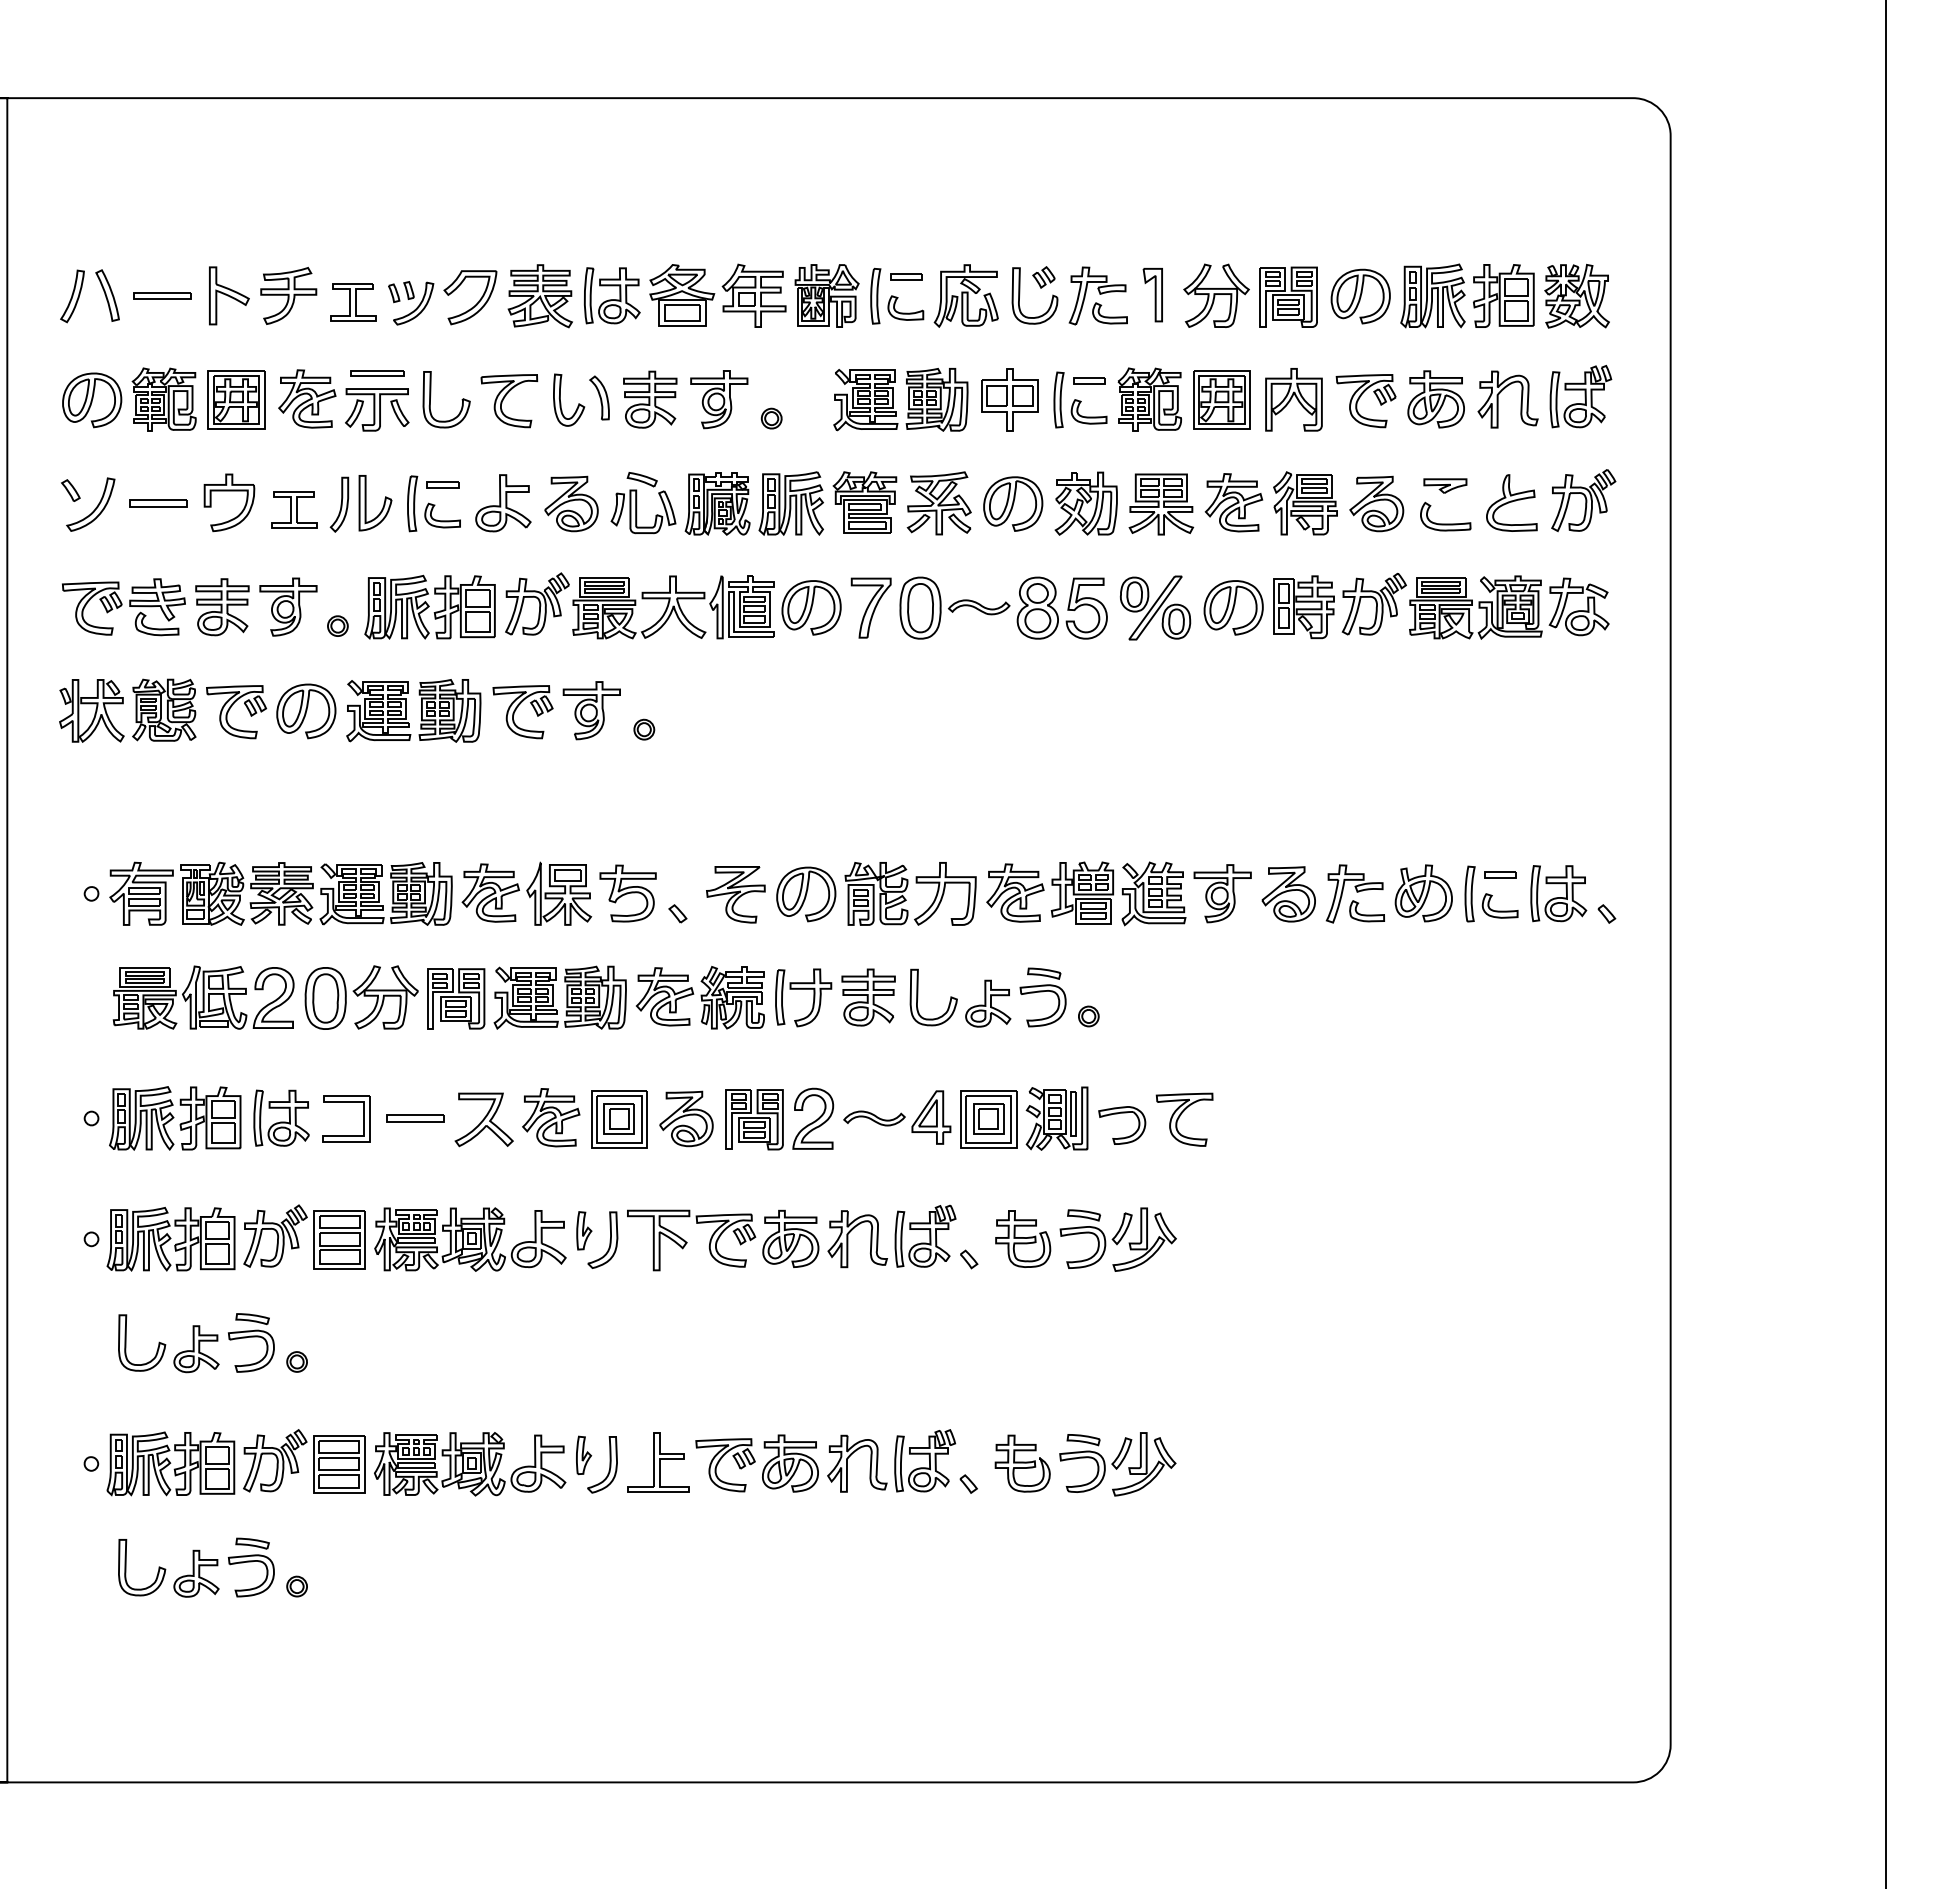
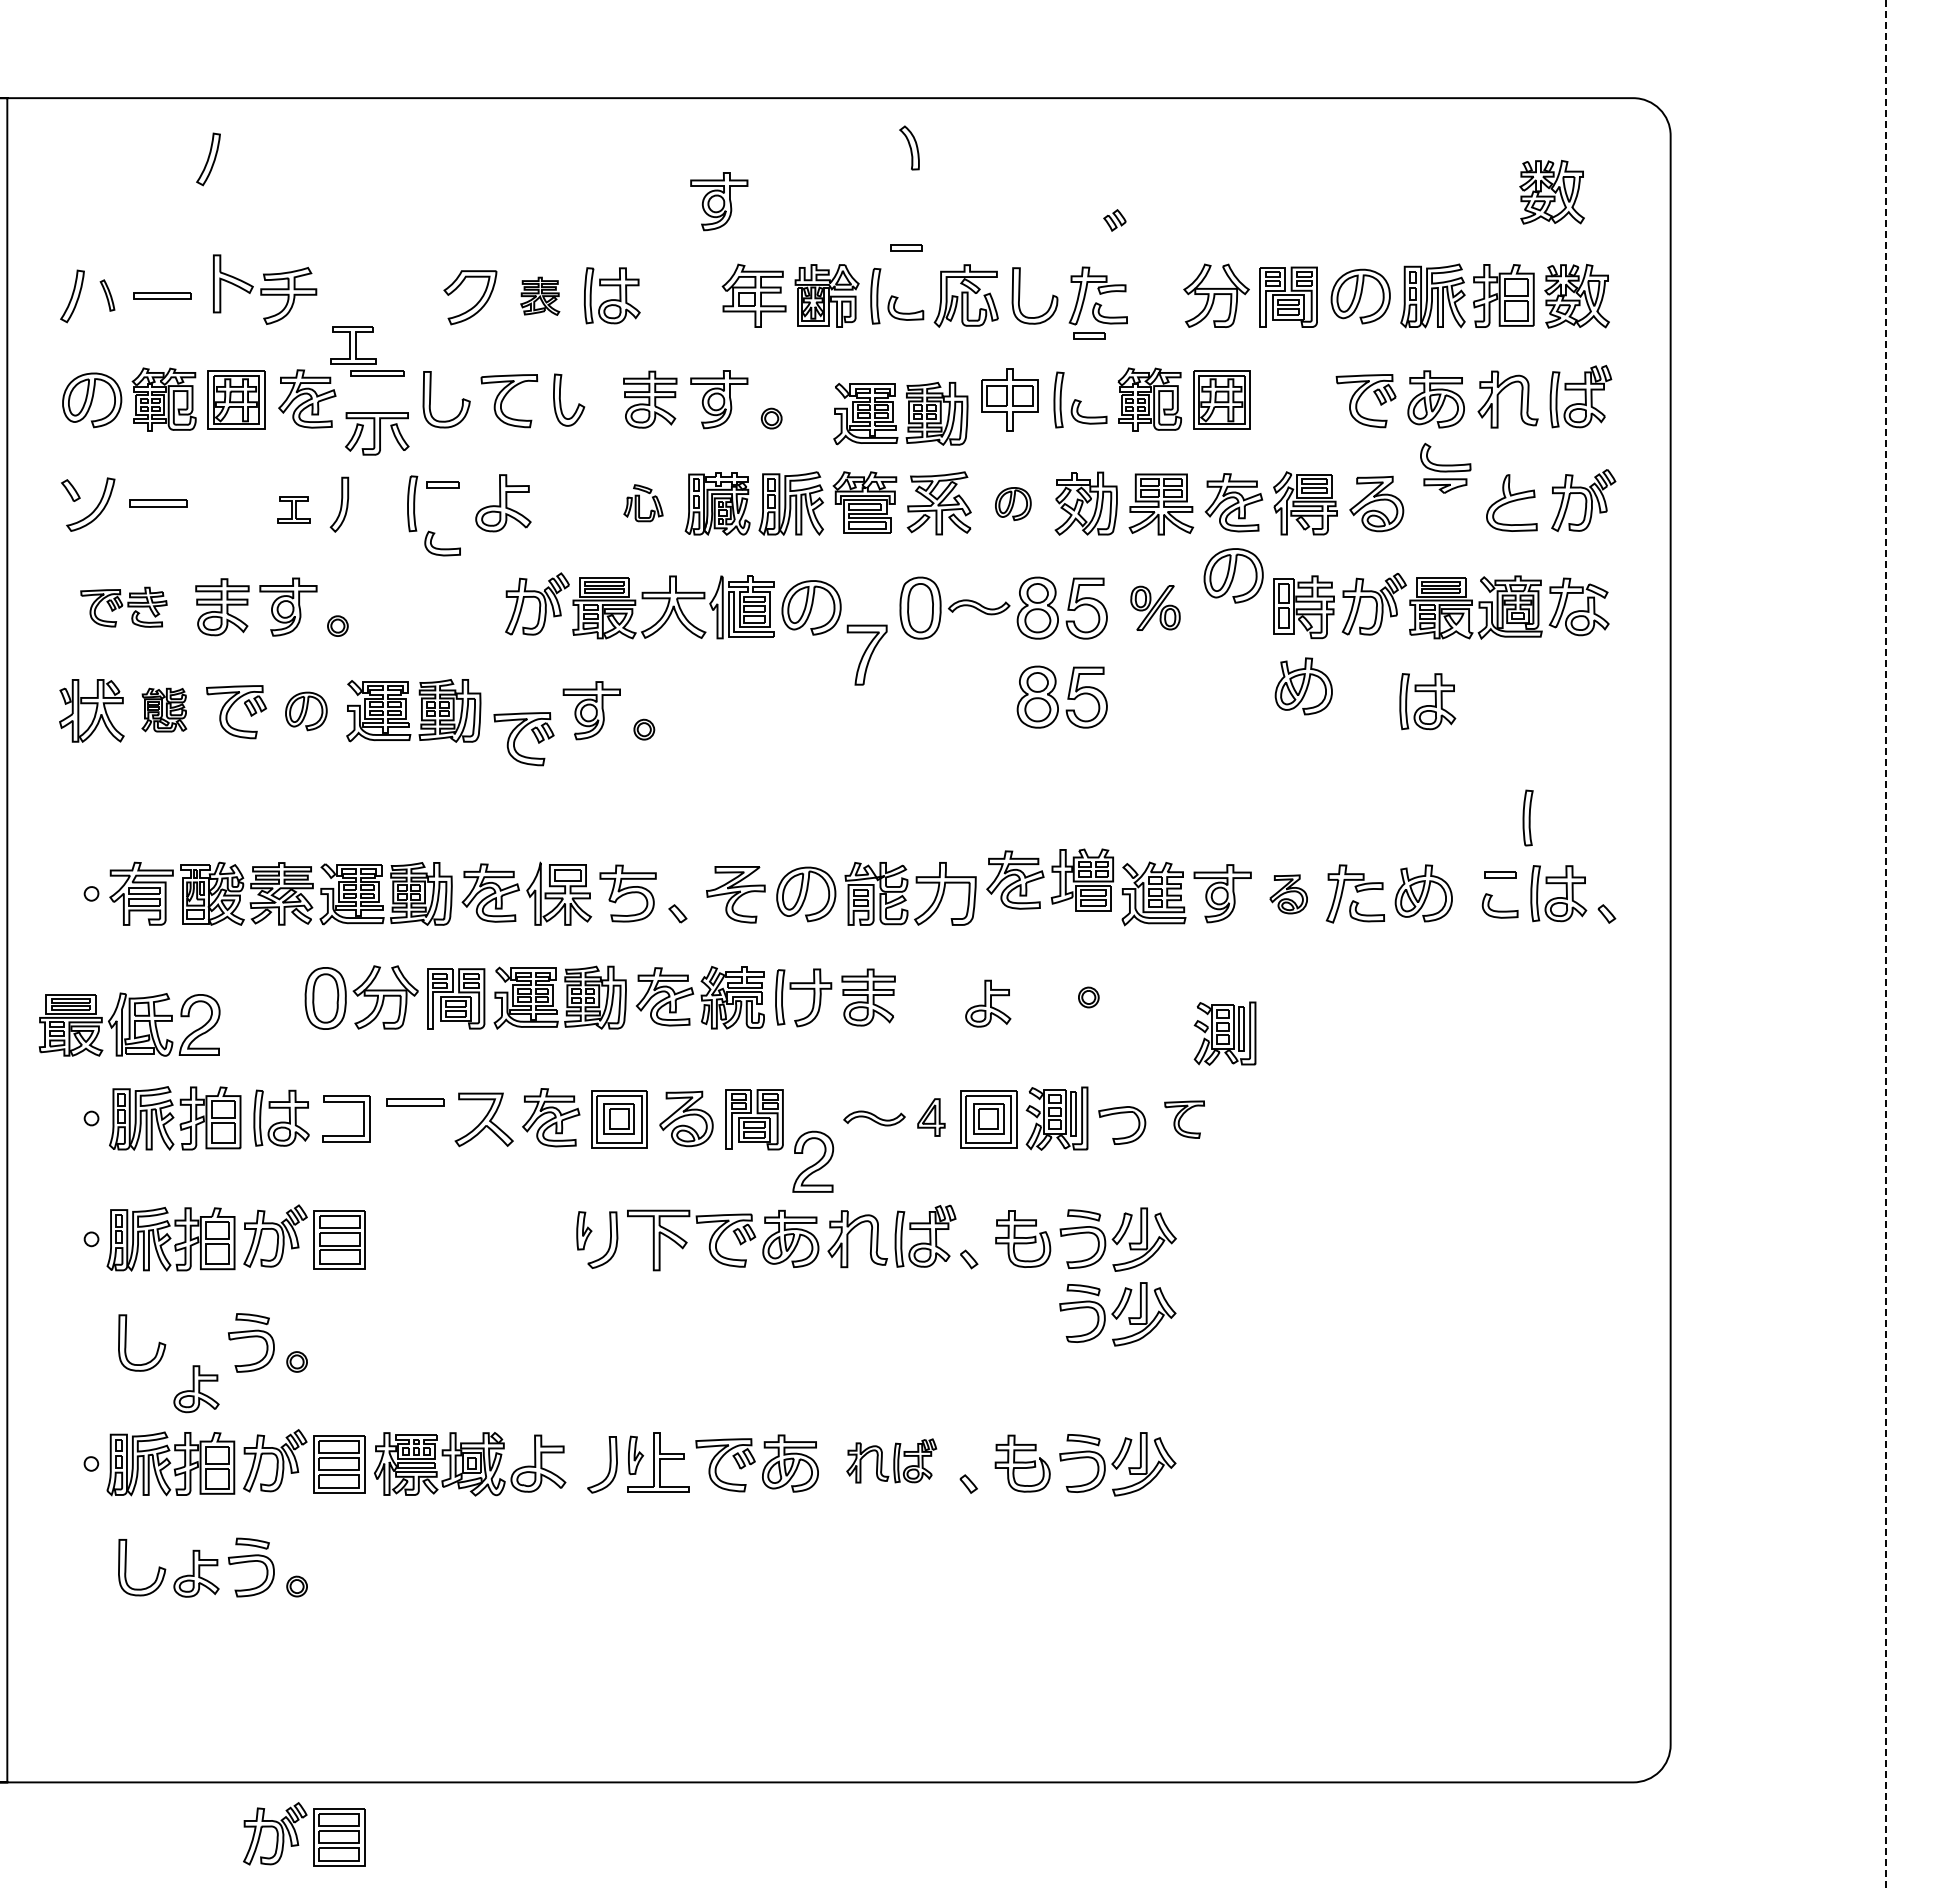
part: none -> present (208, 159)
part: none -> present (1551, 191)
part: none -> present (719, 201)
part position: (906, 276) -> (906, 247) (906, 247)
part position: (1043, 277) -> (1114, 220) (1114, 220)
part size: 25x53 px -> 17x33 px (107, 295)
part position: (229, 295) -> (233, 283) (233, 283)
part: present -> none (682, 295)
part: present -> none (1152, 295)
part size: 66x65 px -> 41x40 px (540, 295)
part position: (353, 302) -> (353, 345) (353, 345)
part: present -> none (411, 303)
part position: (1089, 380) -> (1089, 335) (1089, 335)
part position: (599, 397) -> (909, 147) (909, 147)
part position: (893, 399) -> (893, 413) (893, 413)
part: present -> none (1293, 399)
part position: (377, 409) -> (377, 433) (377, 433)
part: present -> none (229, 491)
part: present -> none (383, 503)
part: present -> none (571, 503)
part size: 67x63 px -> 41x39 px (643, 503)
part size: 61x56 px -> 37x35 px (1013, 504)
part size: 47x38 px -> 34x28 px (293, 509)
part position: (442, 515) -> (442, 543) (442, 543)
part position: (1445, 523) -> (1445, 464) (1445, 464)
part: present -> none (429, 606)
part size: 124x59 px -> 88x42 px (123, 606)
part position: (870, 607) -> (866, 654) (866, 654)
part size: 73x66 px -> 51x46 px (1155, 607)
part position: (1233, 607) -> (1233, 575) (1233, 575)
part: none -> present (1303, 686)
part: none -> present (1061, 696)
part: none -> present (1427, 701)
part size: 65x64 px -> 47x46 px (164, 709)
part position: (516, 710) -> (517, 737) (517, 737)
part size: 61x57 px -> 43x41 px (306, 711)
part position: (1049, 892) -> (1049, 879) (1049, 879)
part position: (1469, 893) -> (1527, 817) (1527, 817)
part size: 55x57 px -> 39x41 px (1288, 894)
line: solid -> dashed (1885, 944)
part position: (203, 997) -> (129, 1024) (129, 1024)
part: present -> none (918, 997)
part: present -> none (1042, 997)
part position: (1088, 1016) -> (1088, 997) (1088, 997)
part: none -> present (1224, 1033)
part size: 41x55 px -> 29x39 px (931, 1117)
part position: (415, 1118) -> (415, 1102) (415, 1102)
part position: (813, 1118) -> (813, 1161) (813, 1161)
part size: 59x55 px -> 41x39 px (1184, 1119)
part: present -> none (470, 1239)
part: none -> present (1117, 1314)
part position: (196, 1349) -> (196, 1389) (196, 1389)
part position: (584, 1455) -> (636, 1455) (636, 1455)
part size: 130x64 px -> 92x46 px (891, 1460)
part: none -> present (297, 1835)
